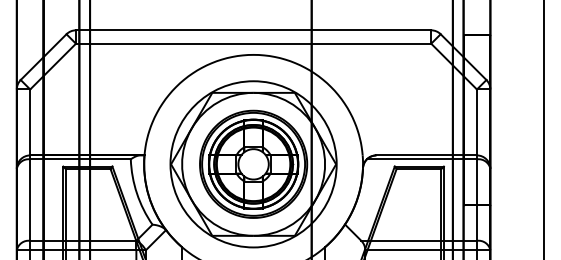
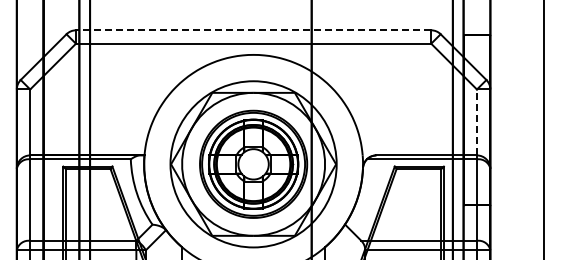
line: solid -> dashed (253, 30)
line: solid -> dashed (476, 122)
